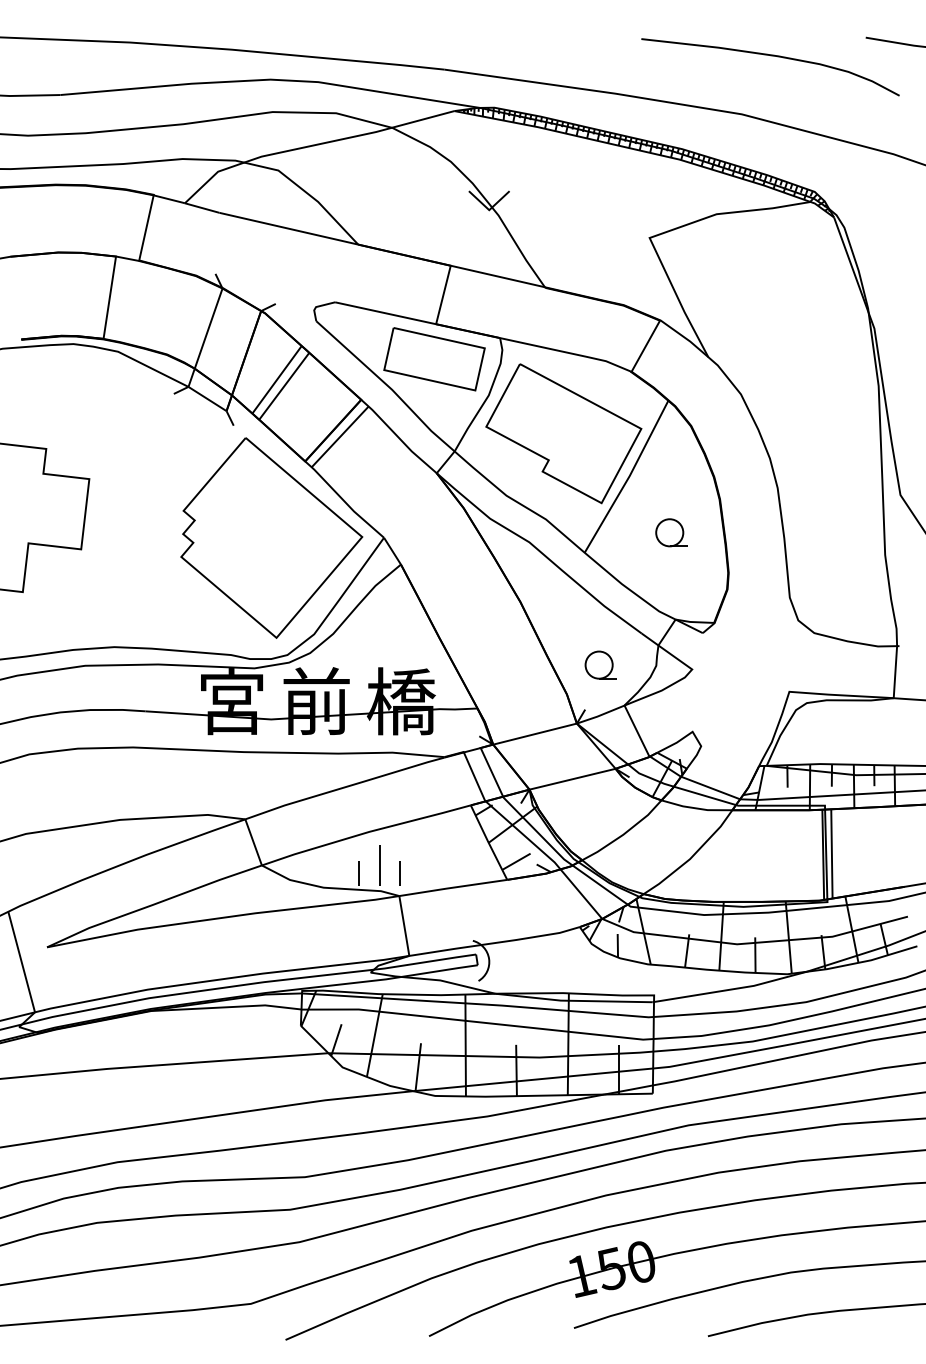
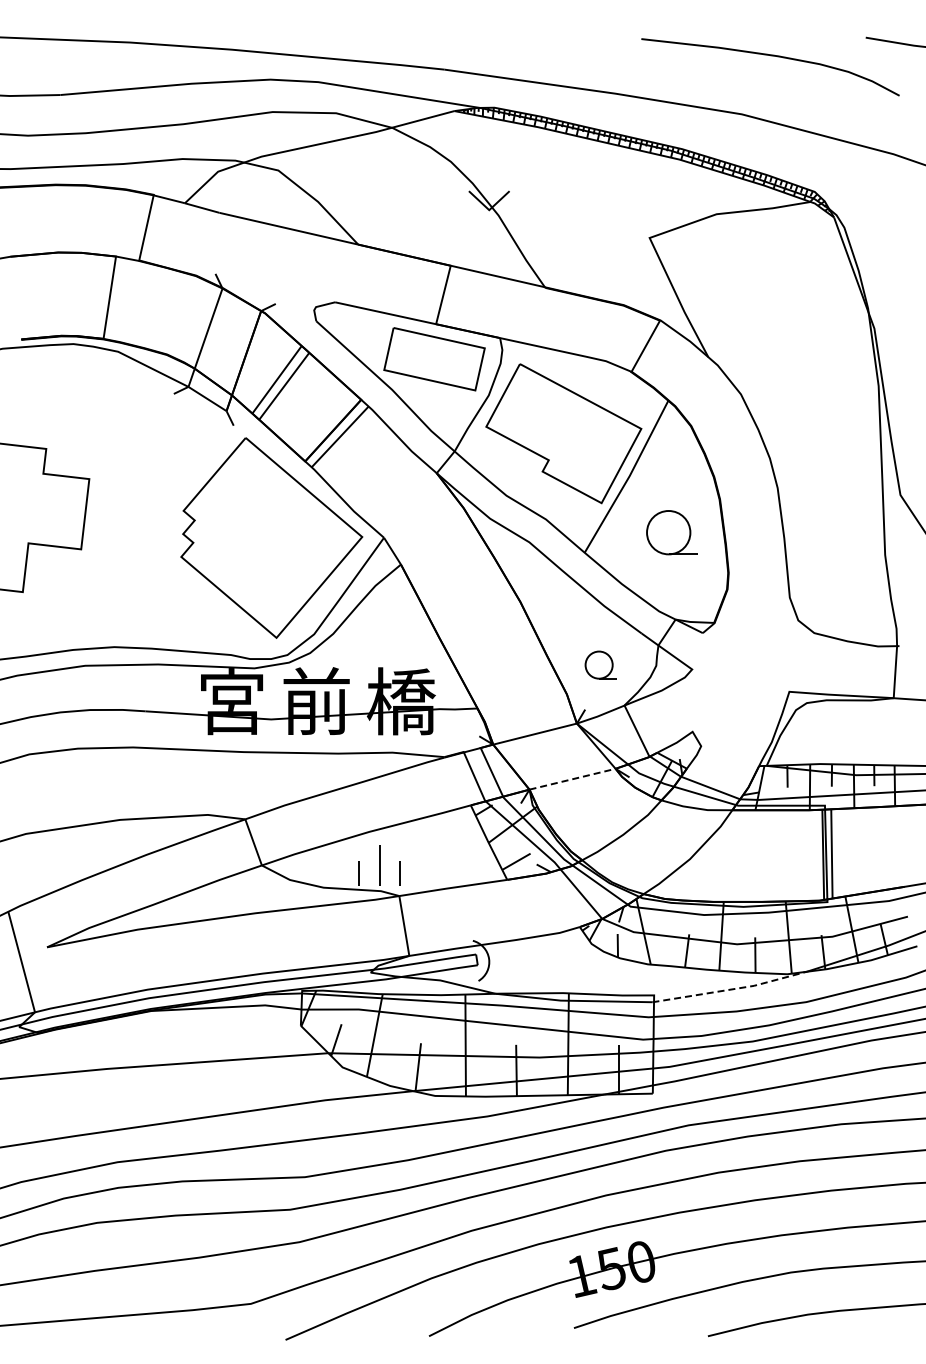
part size: 33x30 px -> 52x46 px (671, 532)
line: solid -> dashed (573, 779)
line: solid -> dashed (730, 989)
